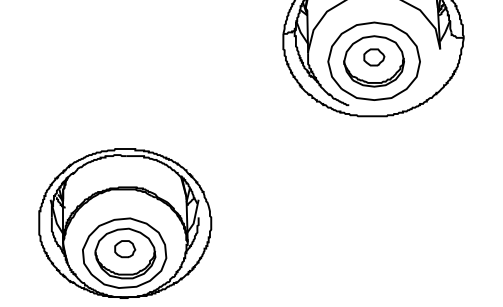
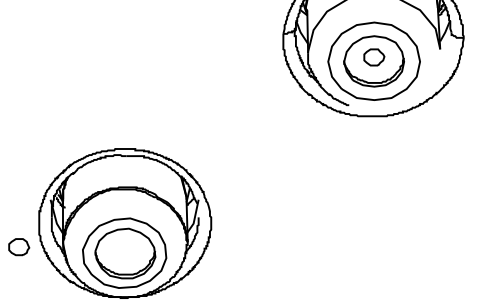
part position: (125, 249) -> (19, 247) (19, 247)
